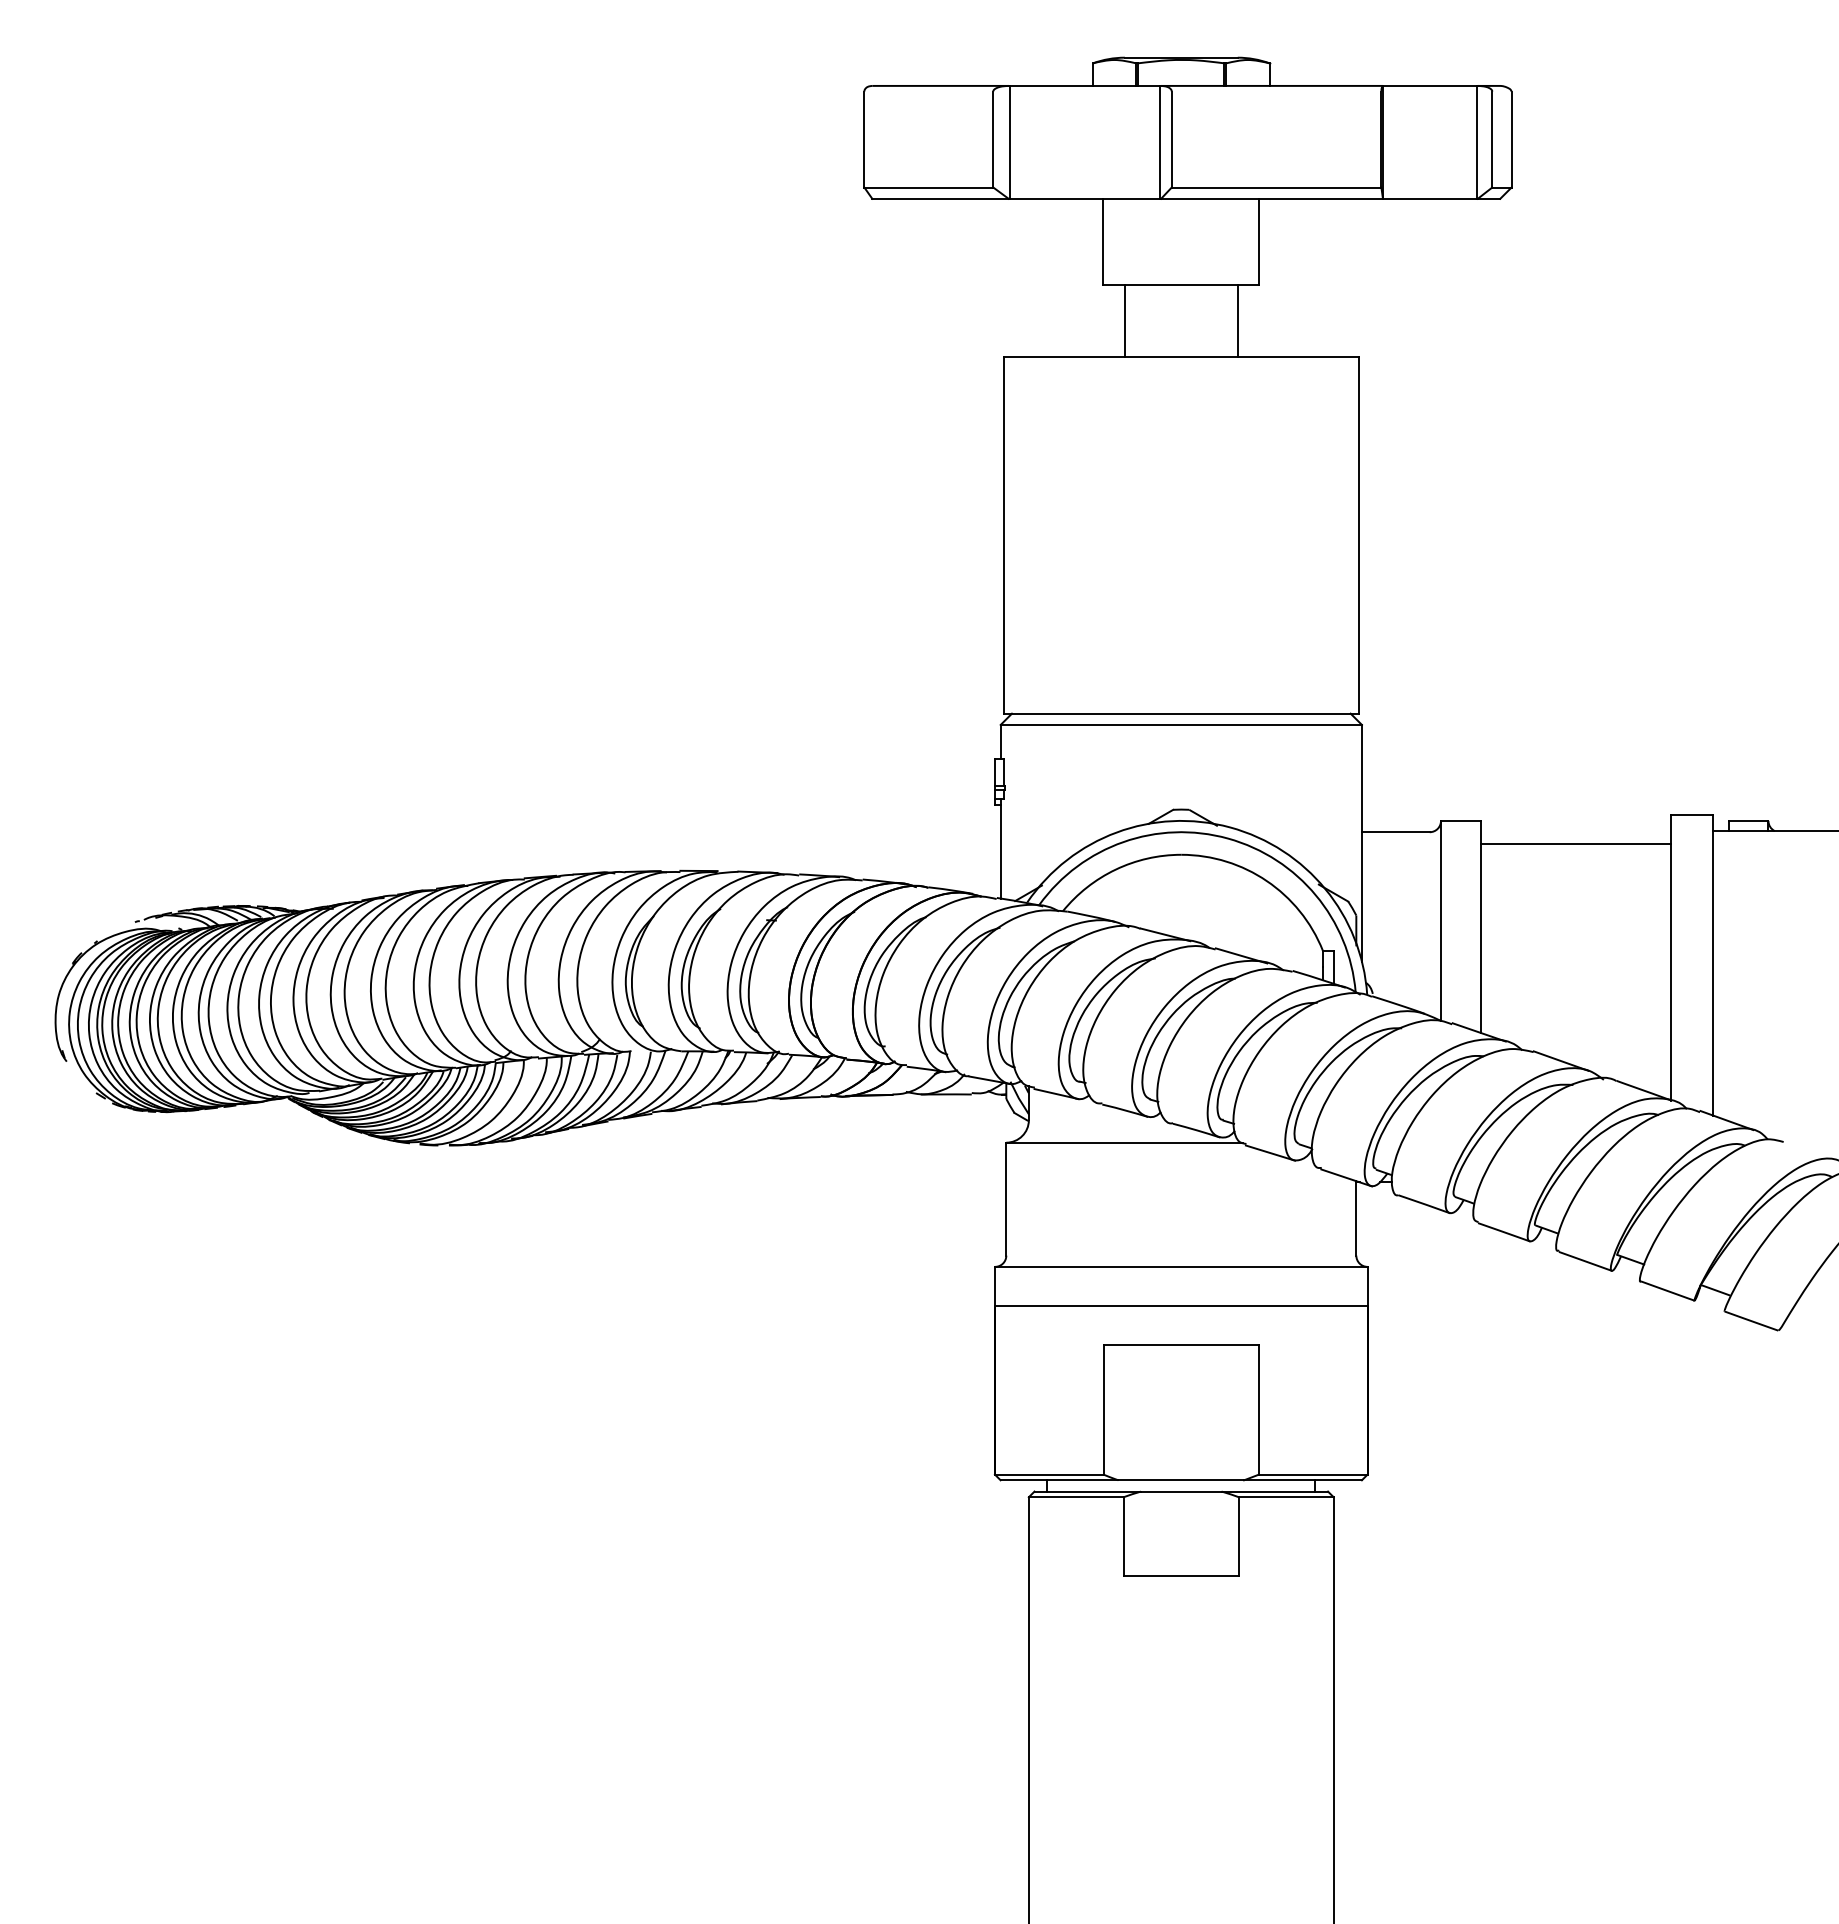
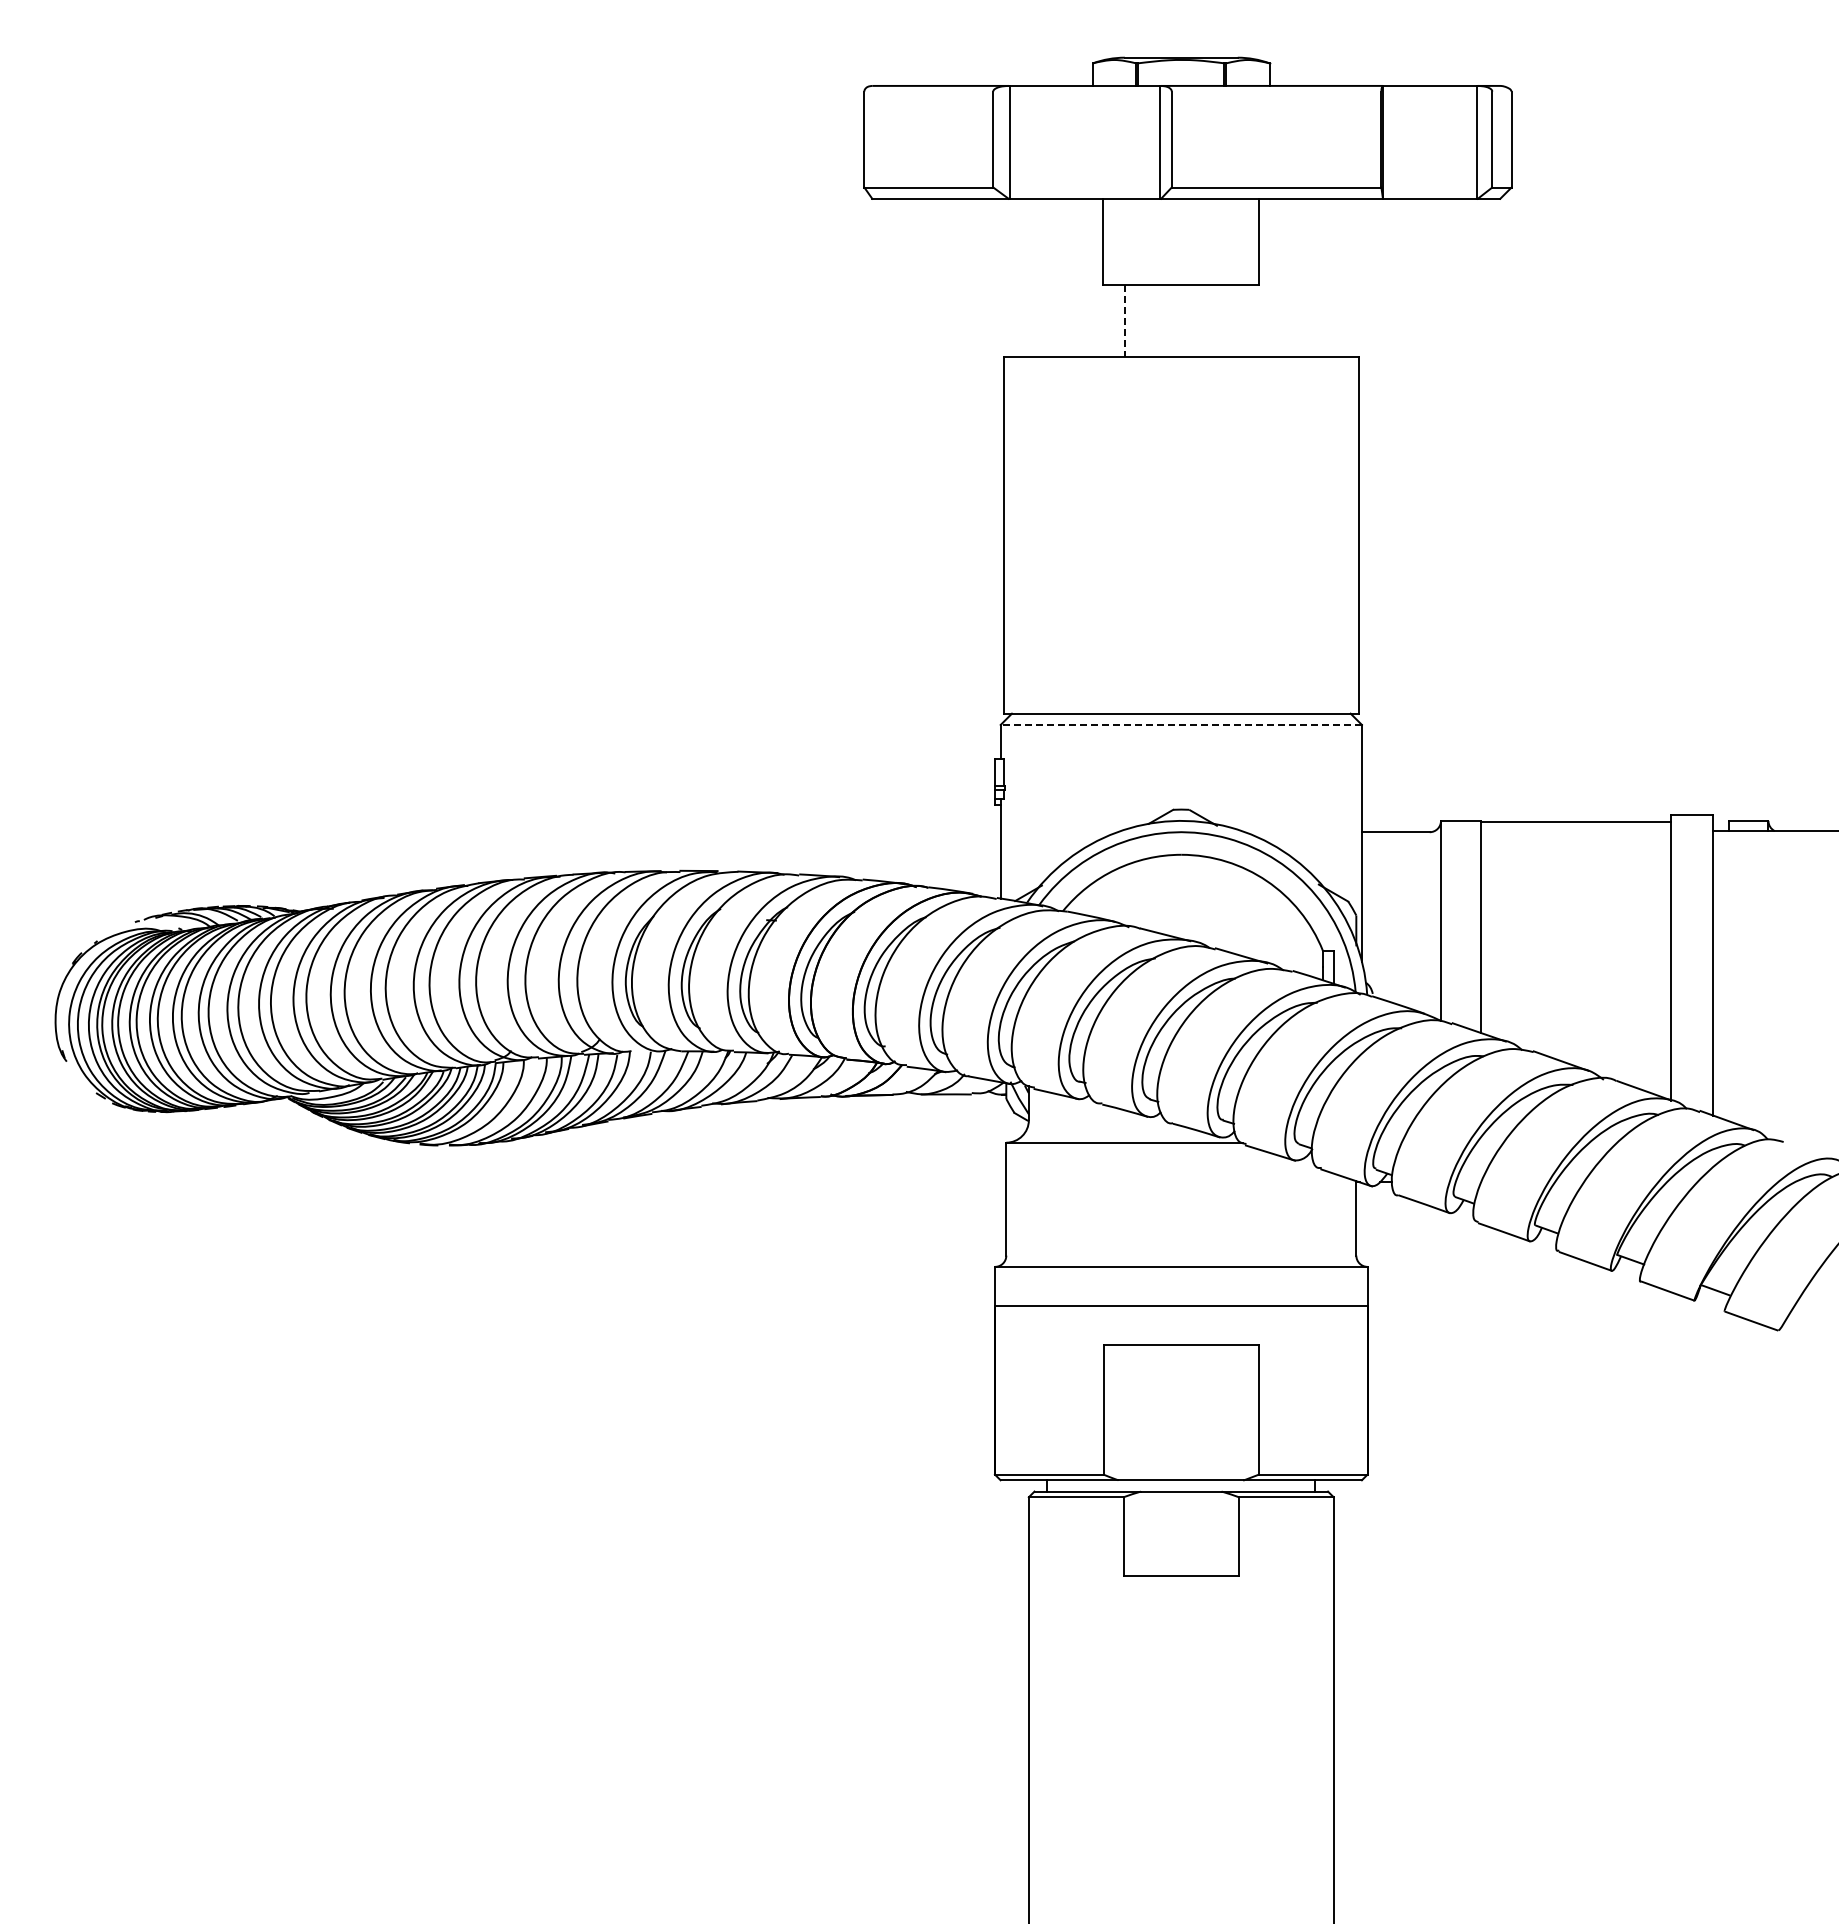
line: present -> none (1237, 320)
line: solid -> dashed (1124, 321)
line: solid -> dashed (1181, 724)
line position: (1575, 843) -> (1575, 821) (1575, 821)
